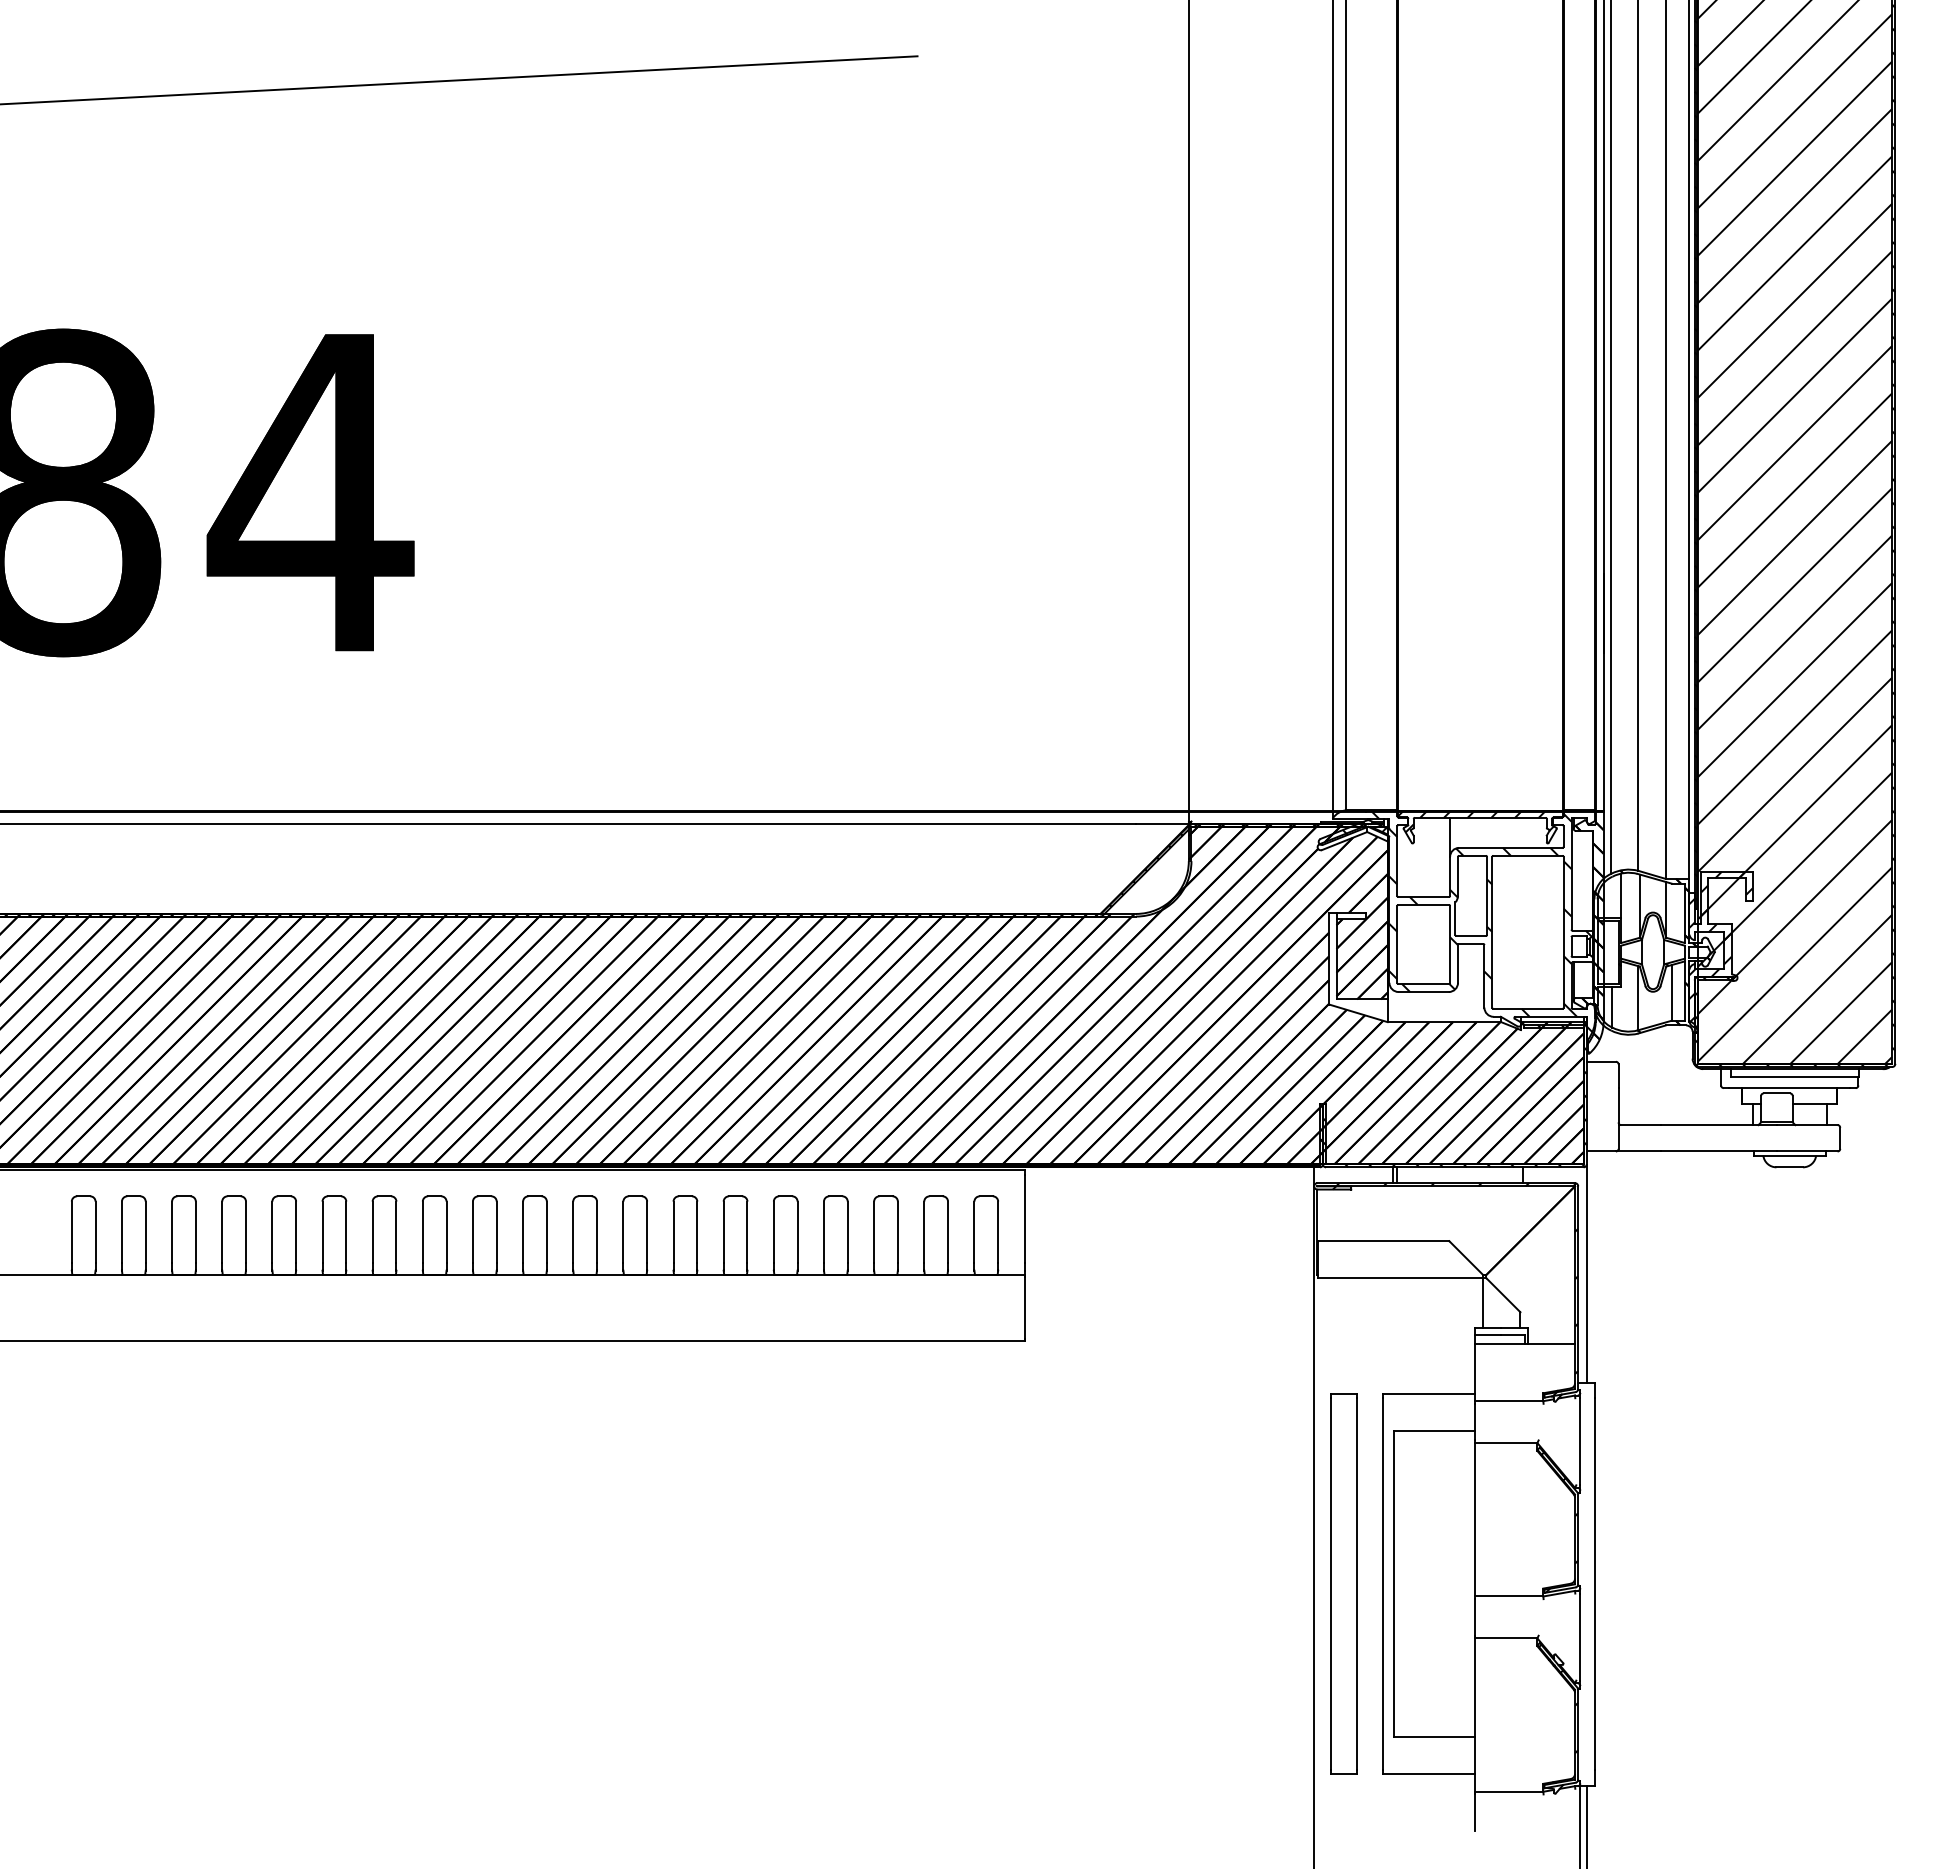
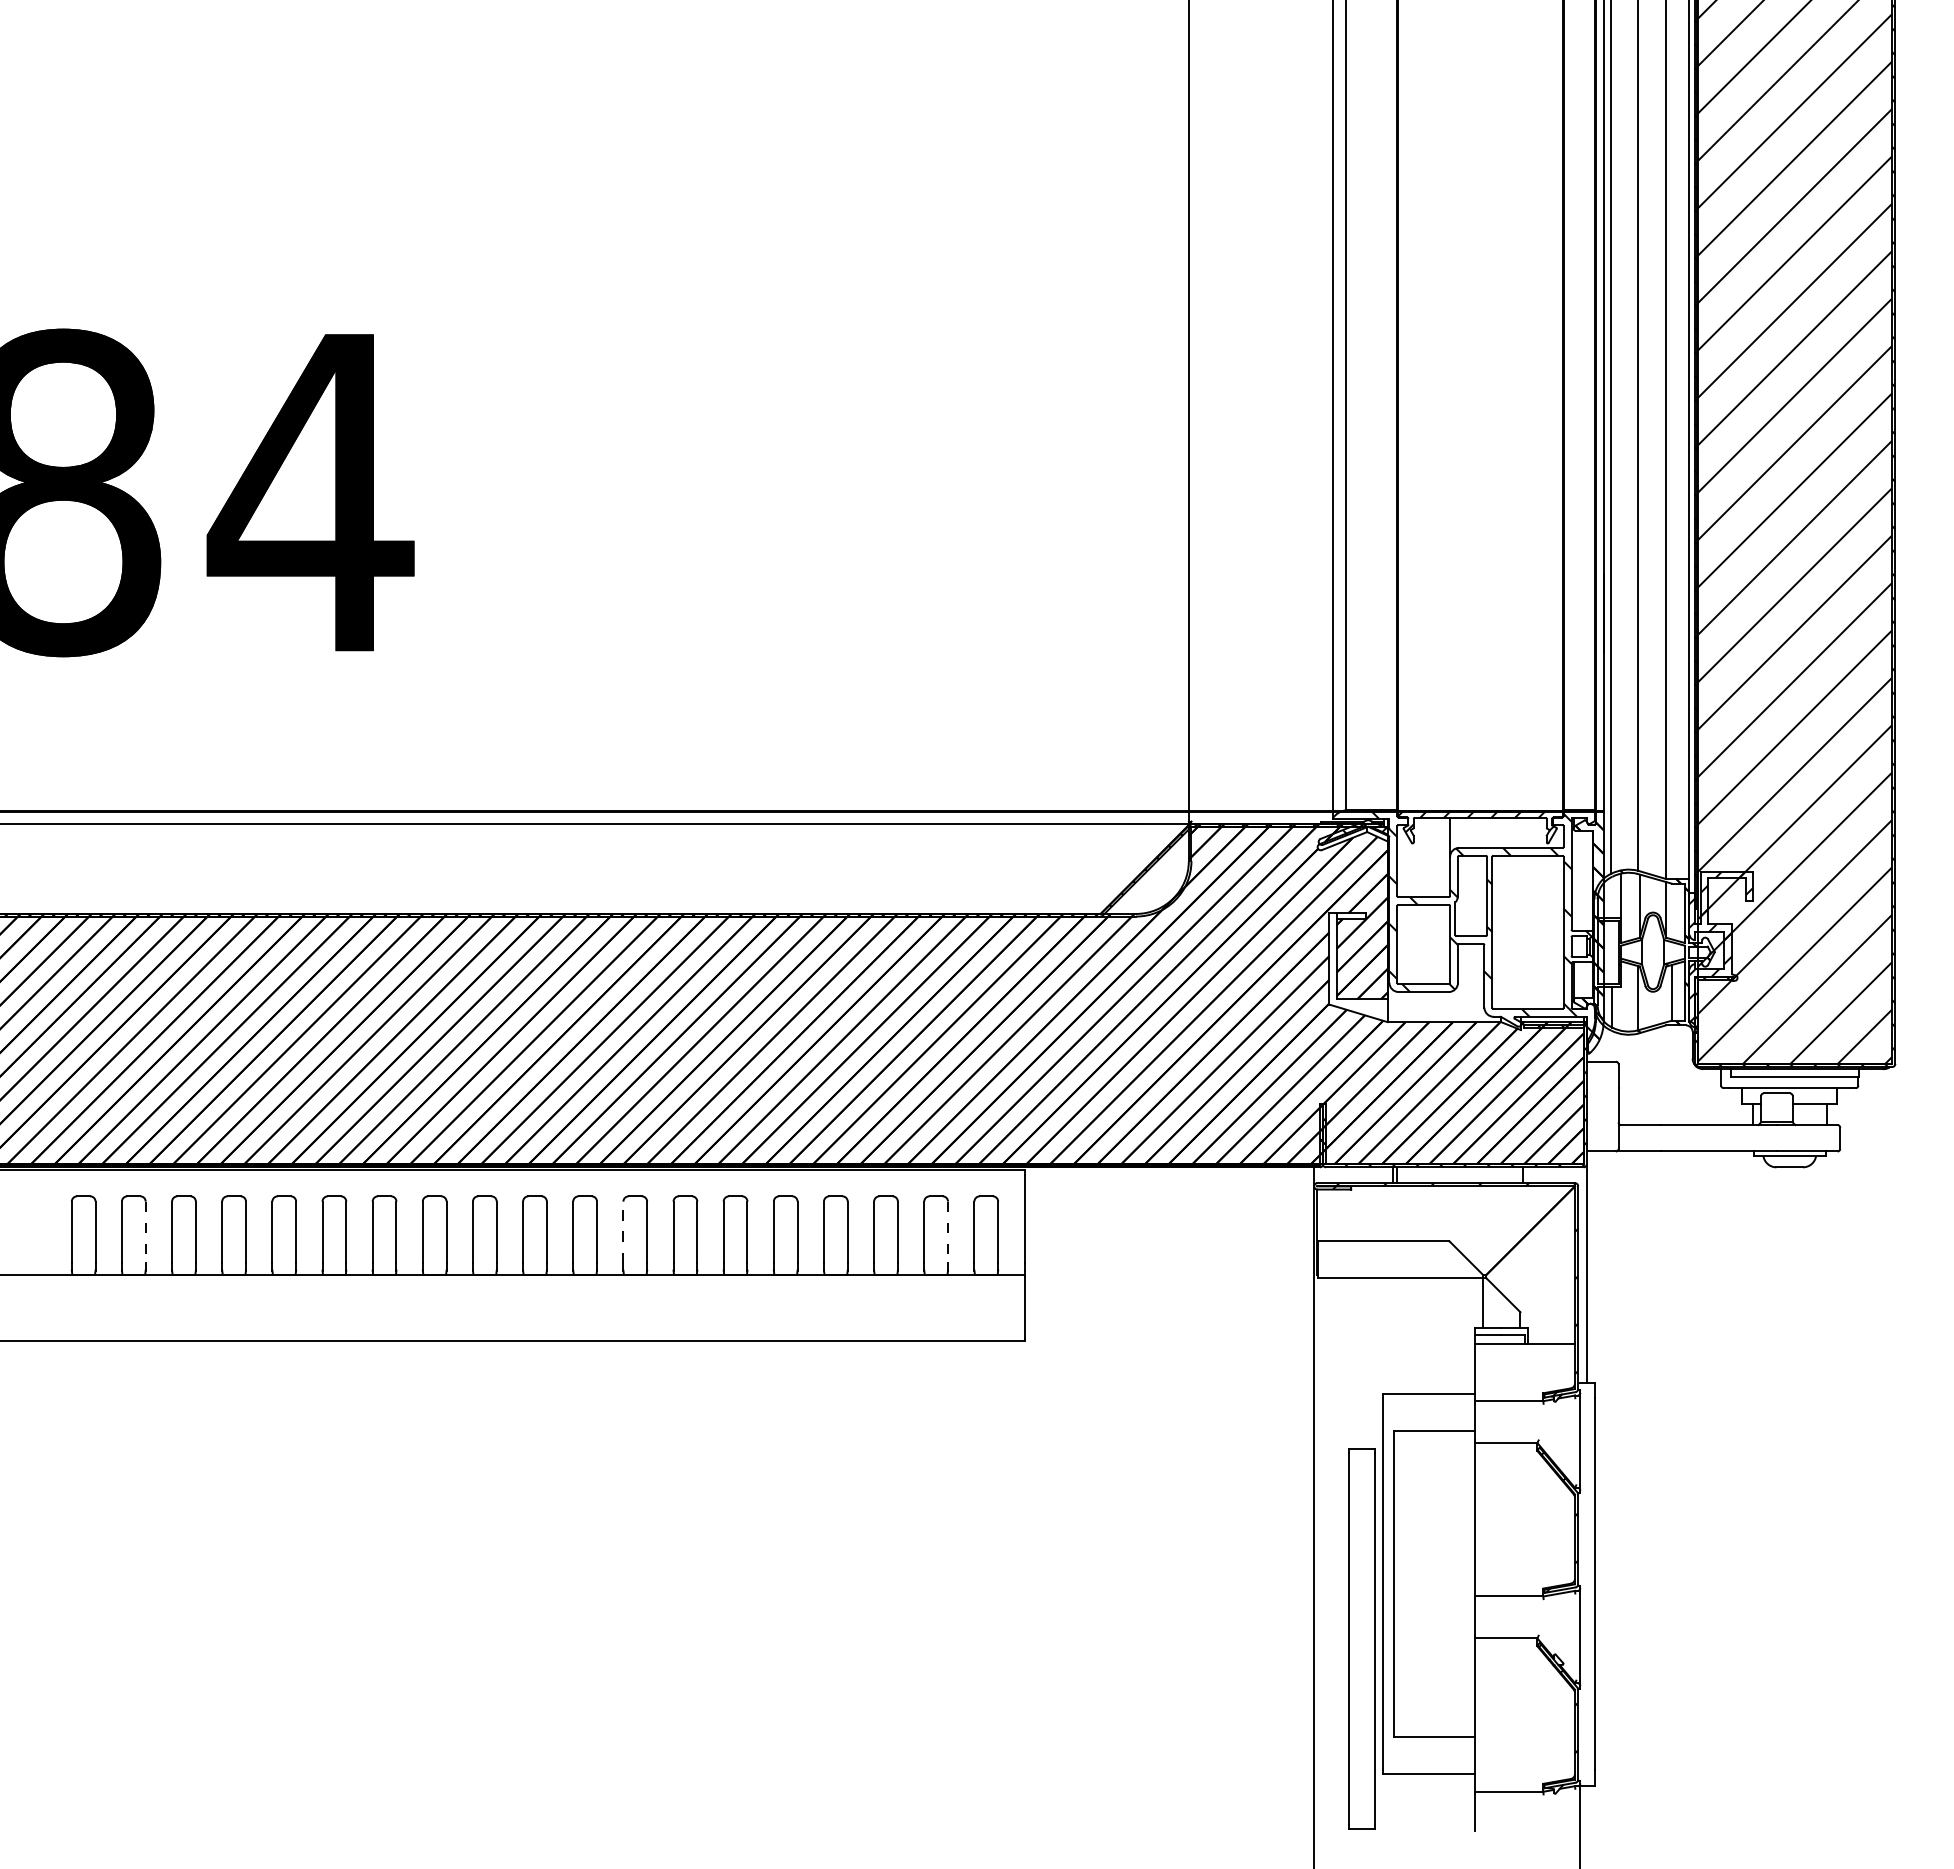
line: present -> none (459, 80)
line: solid -> dashed (145, 1232)
line: solid -> dashed (623, 1232)
line: solid -> dashed (948, 1232)
part position: (1343, 1583) -> (1361, 1638) (1361, 1638)
line: present -> none (1586, 1825)
